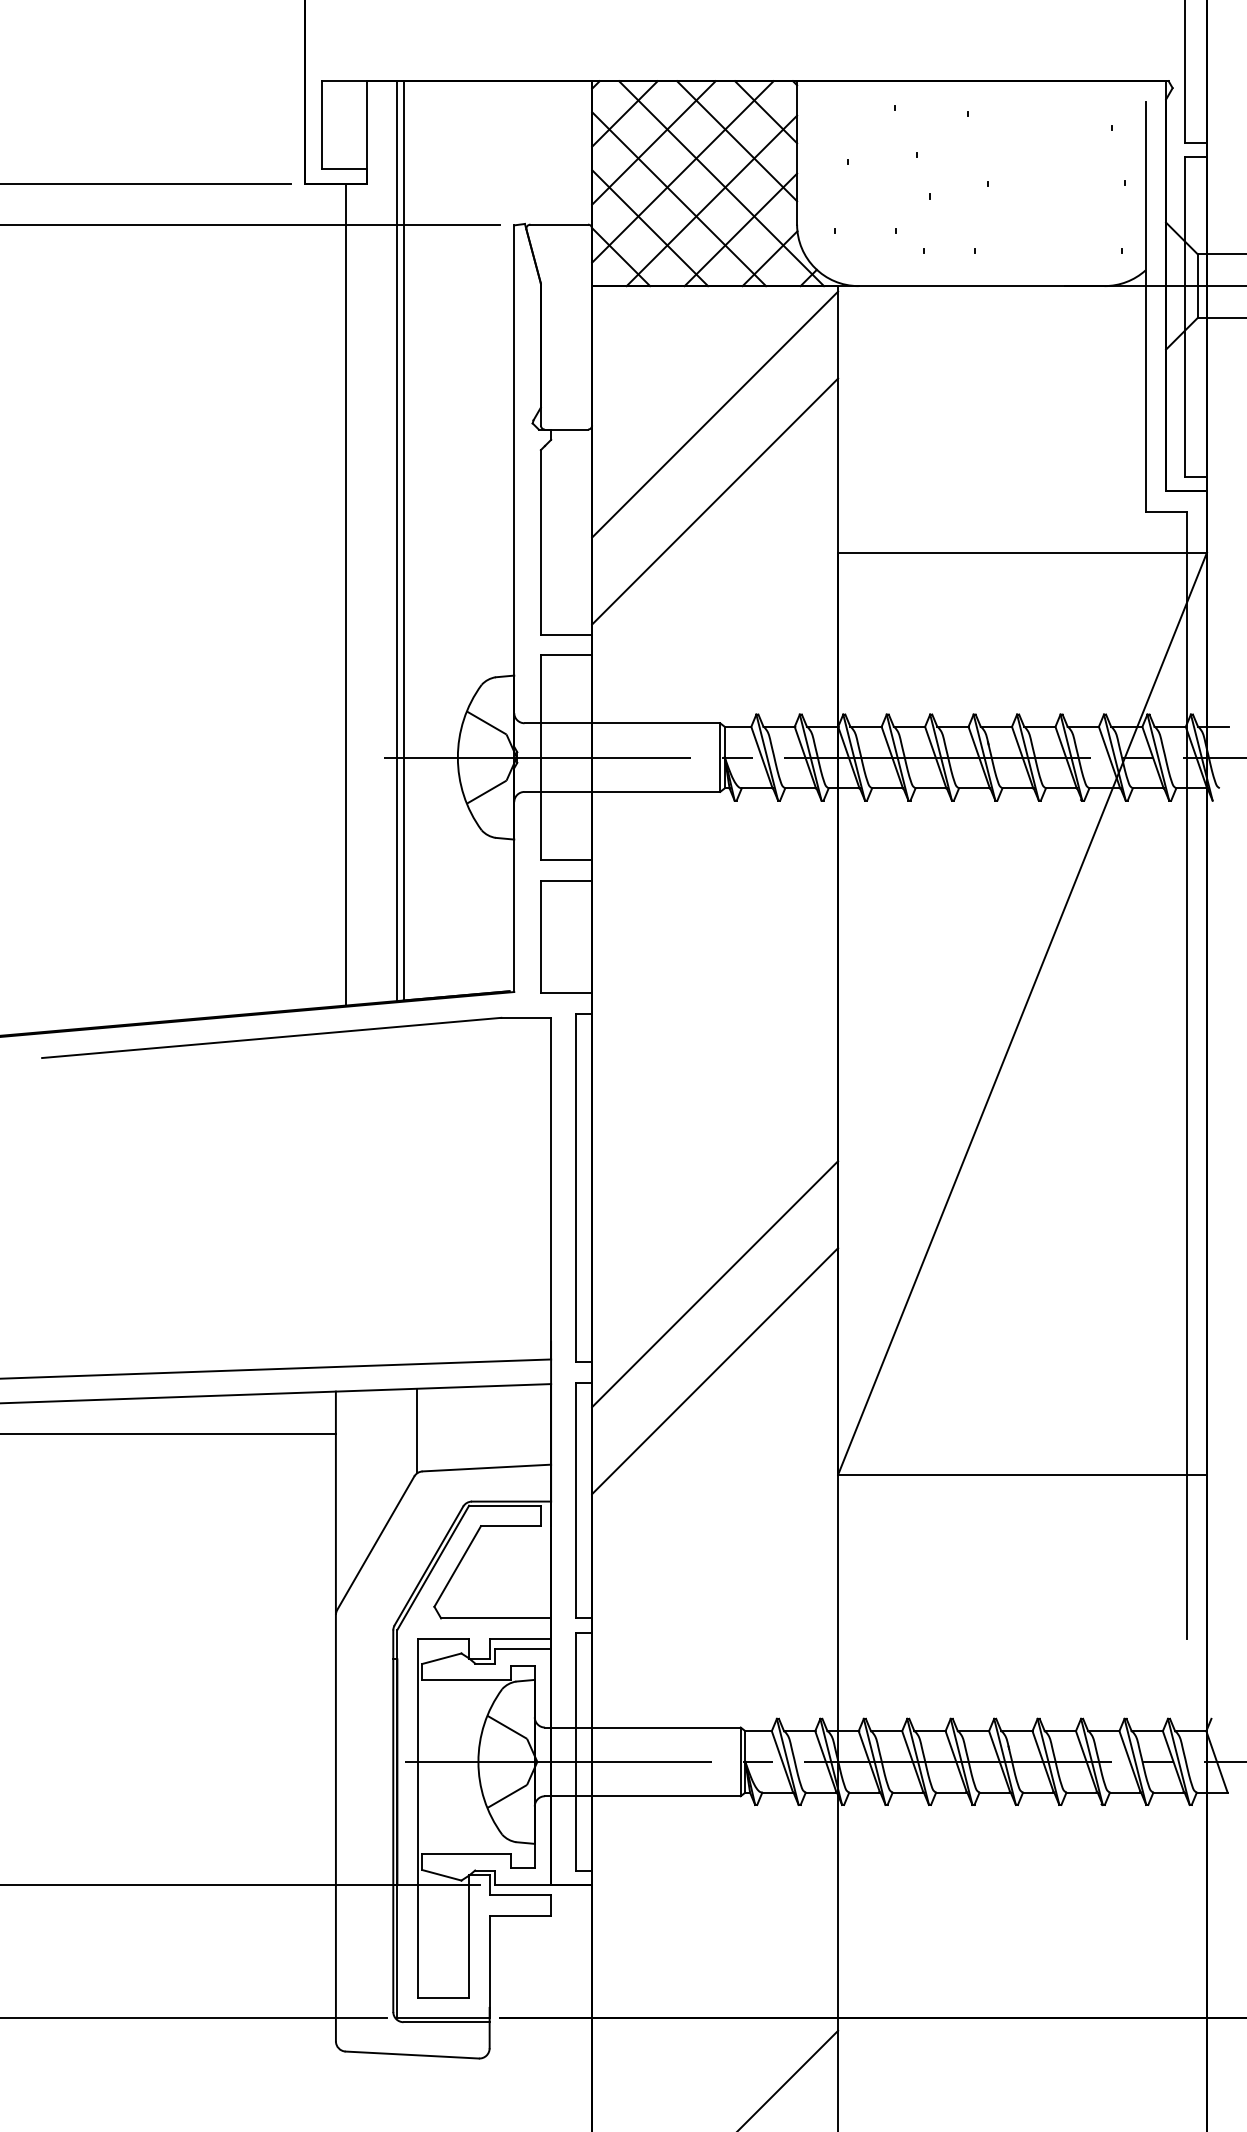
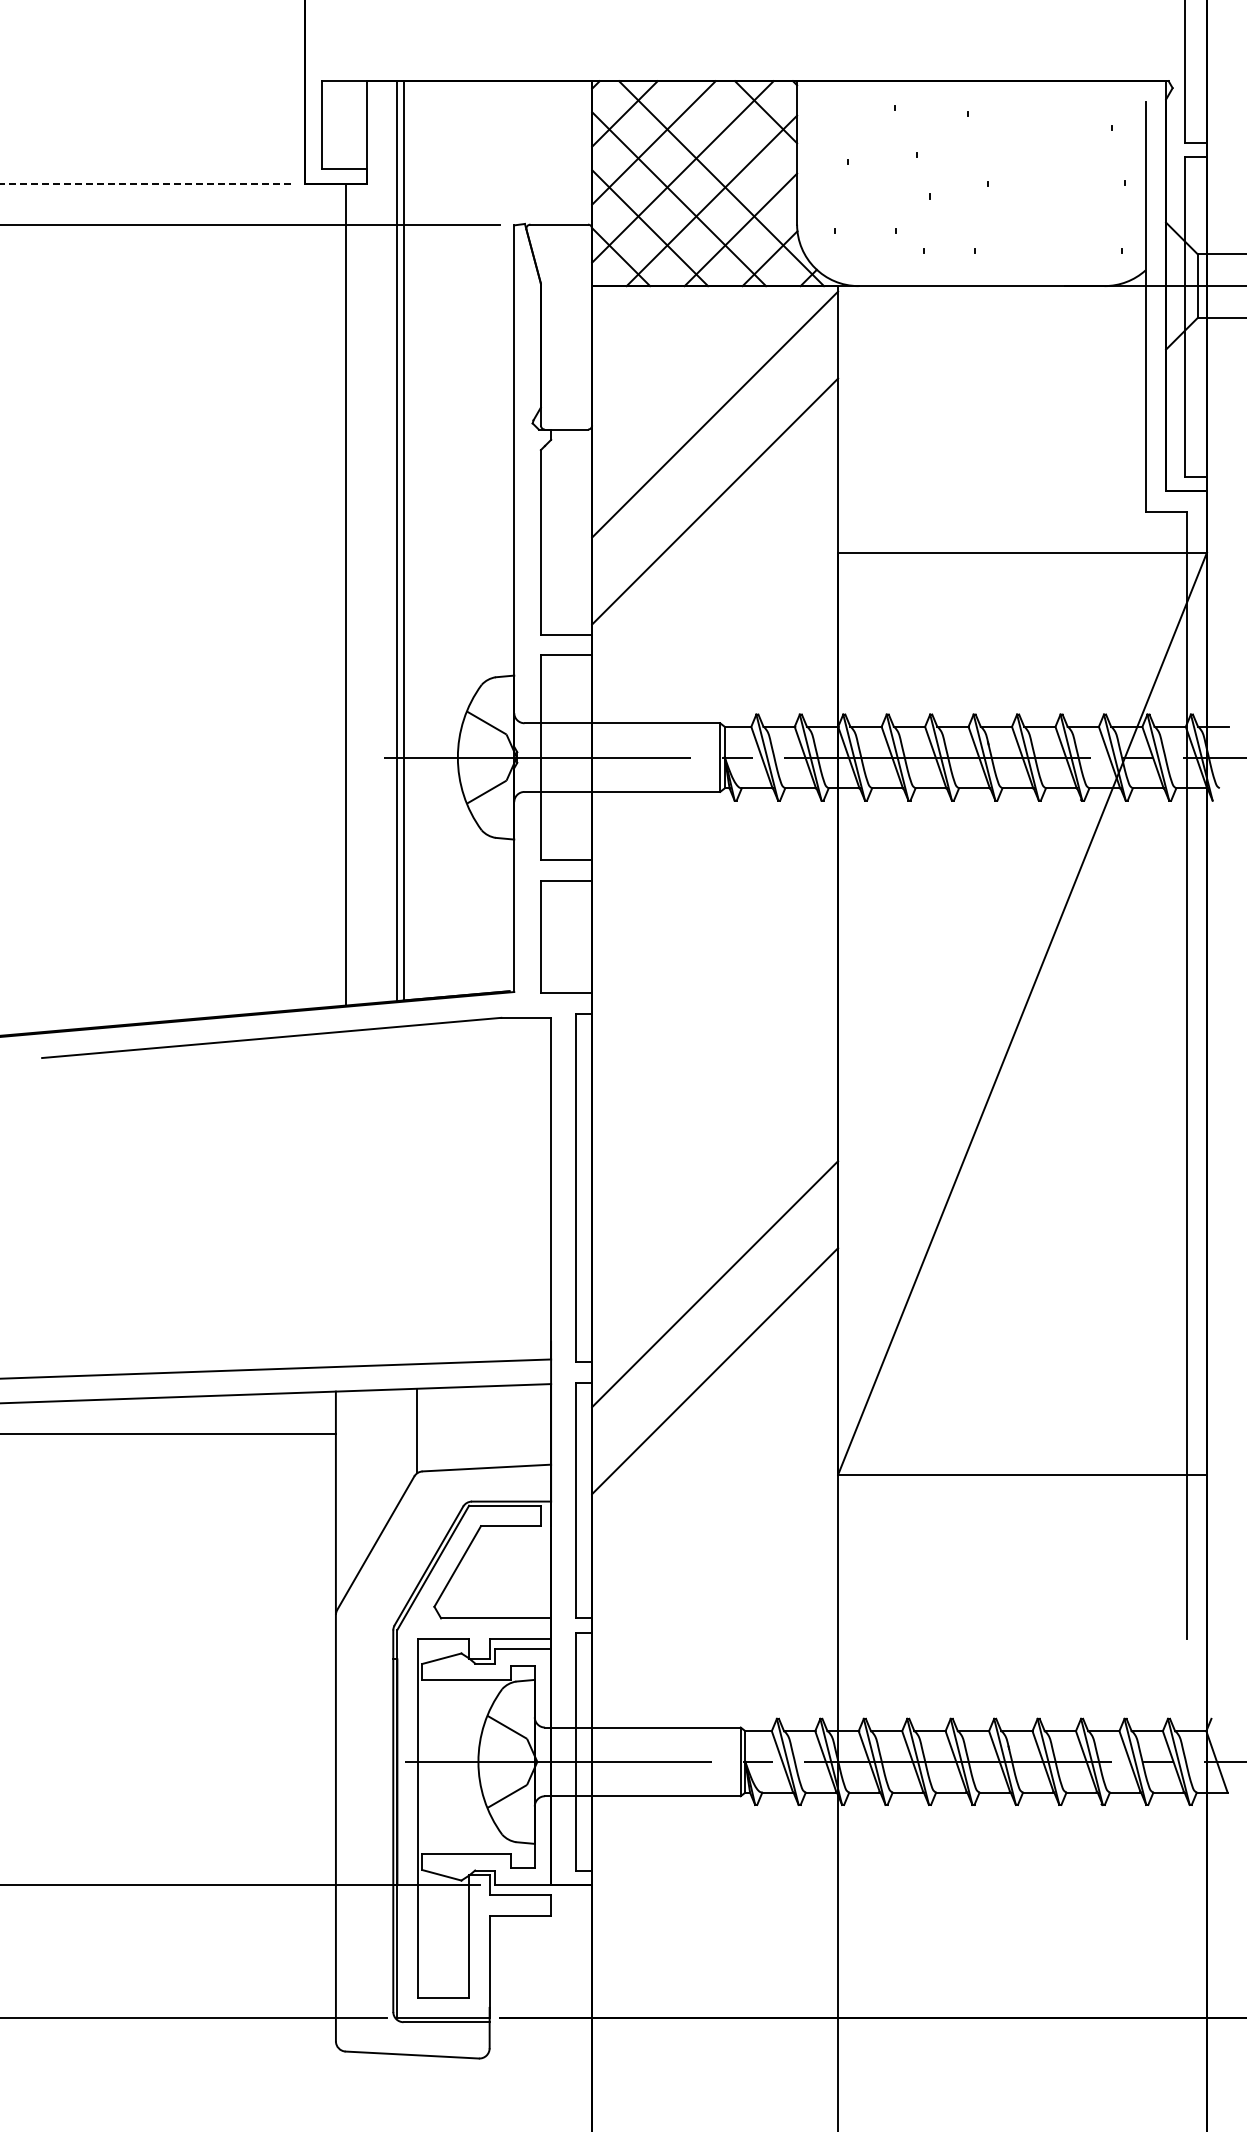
line: present -> none (737, 141)
line: solid -> dashed (145, 183)
line: present -> none (789, 2079)
